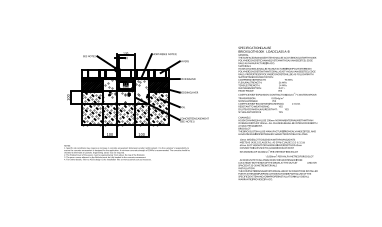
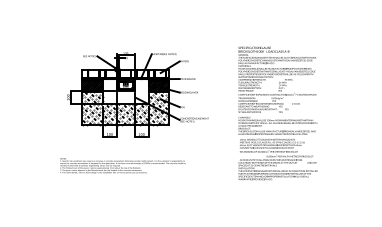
hatch: present -> none (126, 91)
text position: (126, 152) -> (122, 165) (122, 165)
